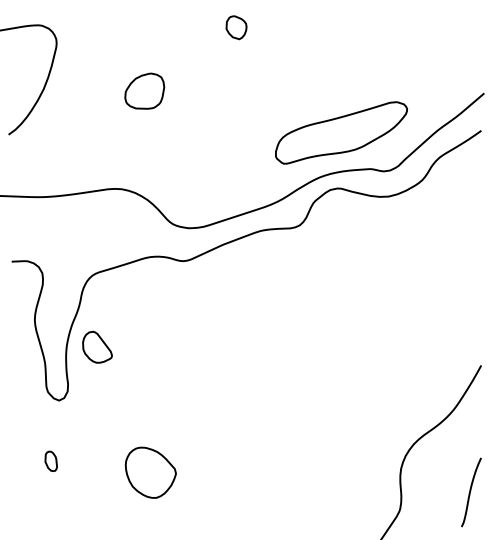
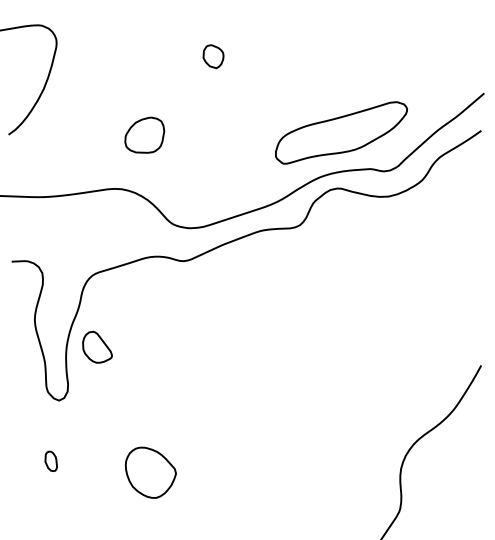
part position: (236, 27) -> (213, 56) (213, 56)
part position: (144, 90) -> (144, 134) (144, 134)
curve: present -> none (471, 491)
